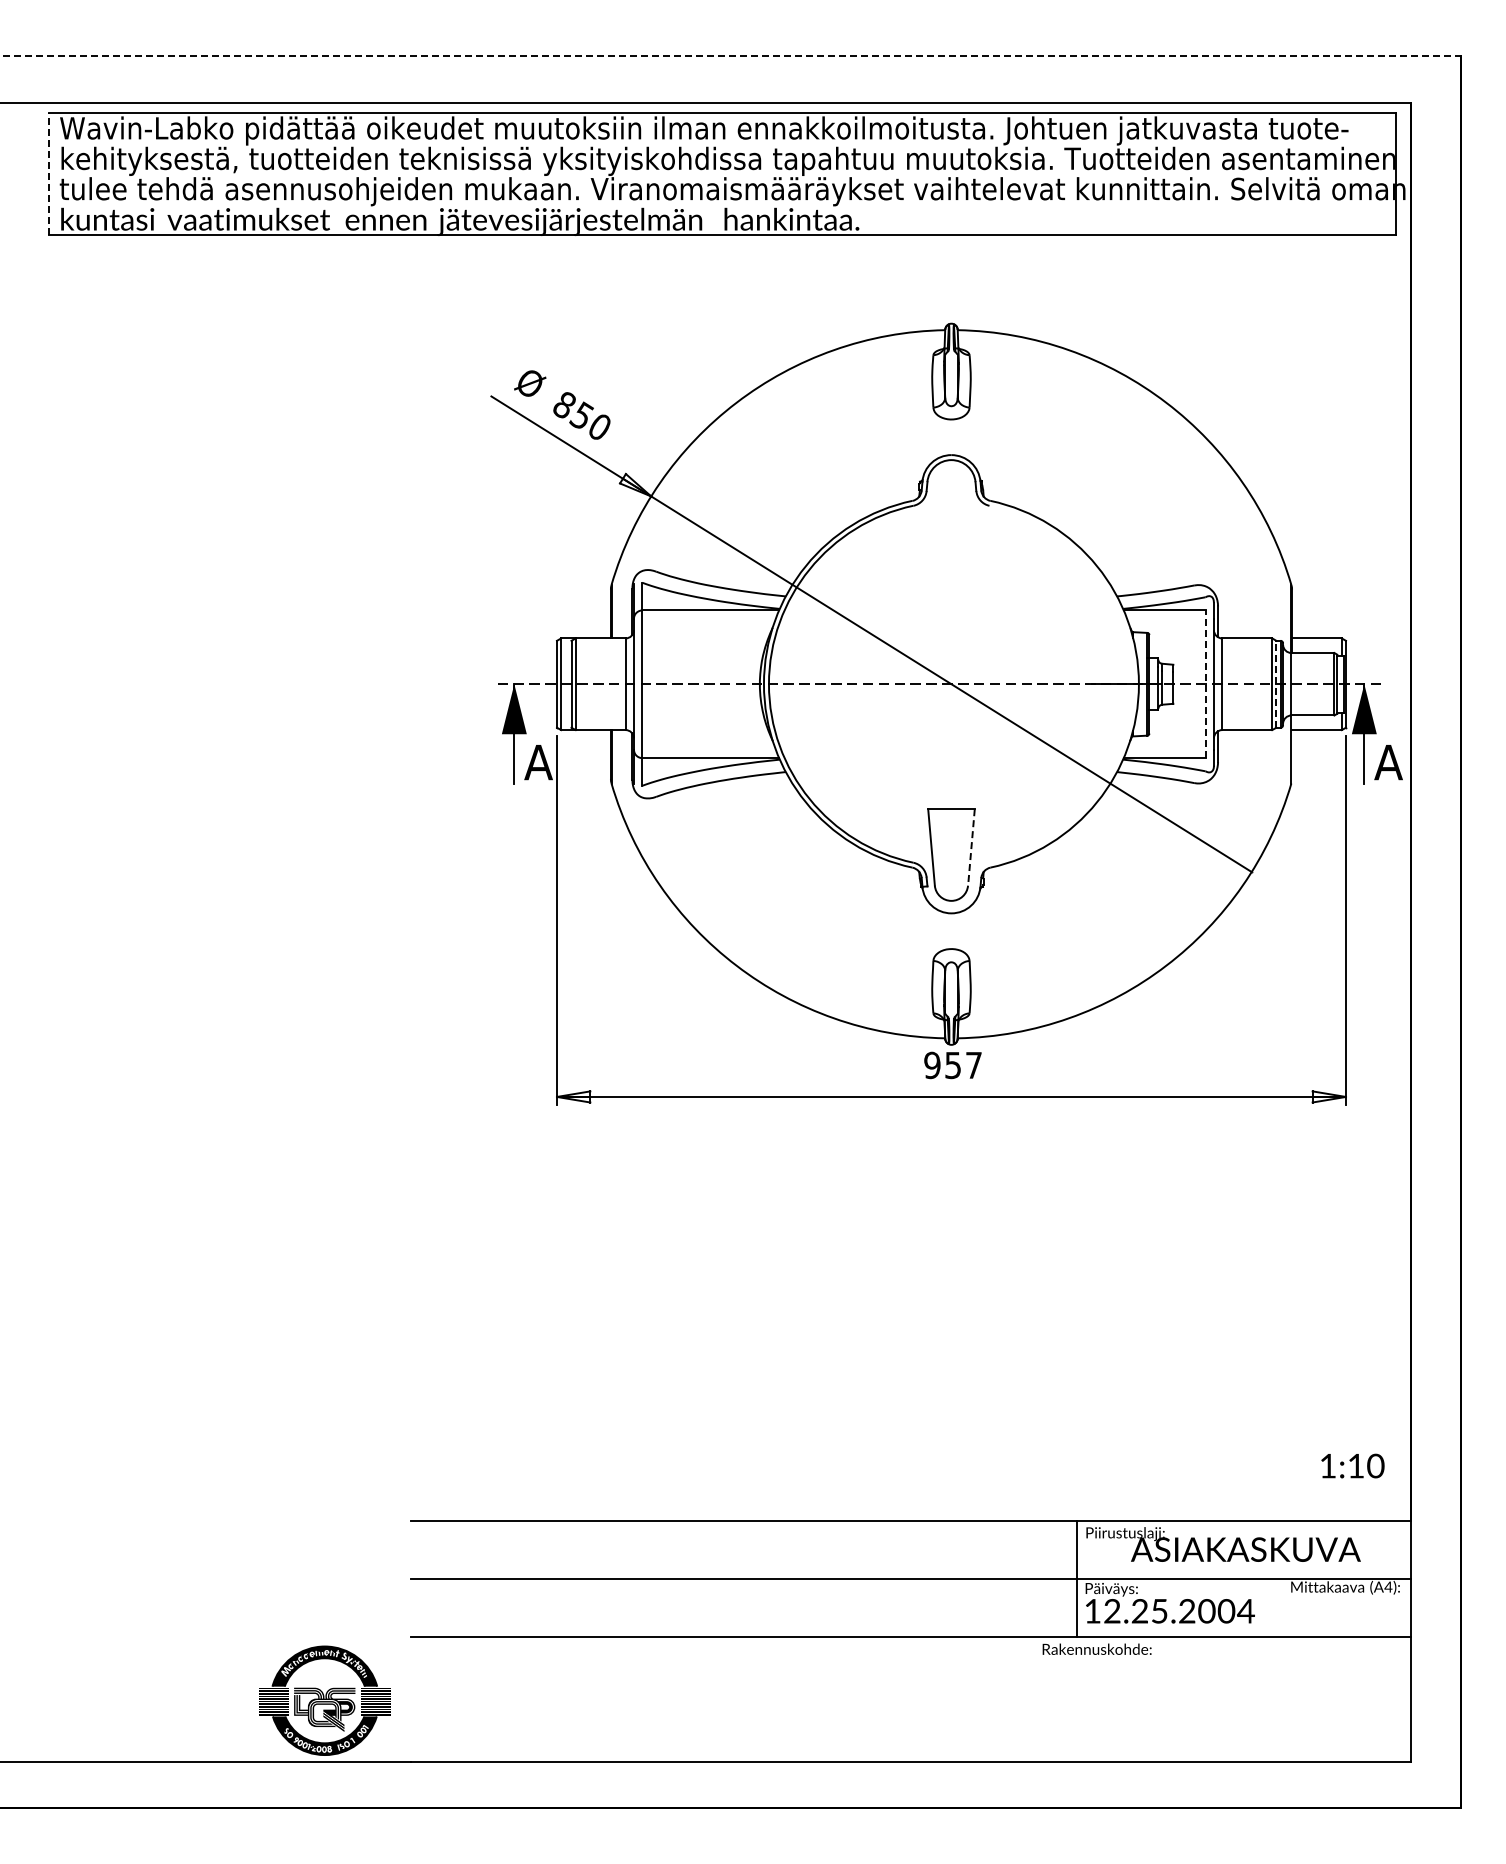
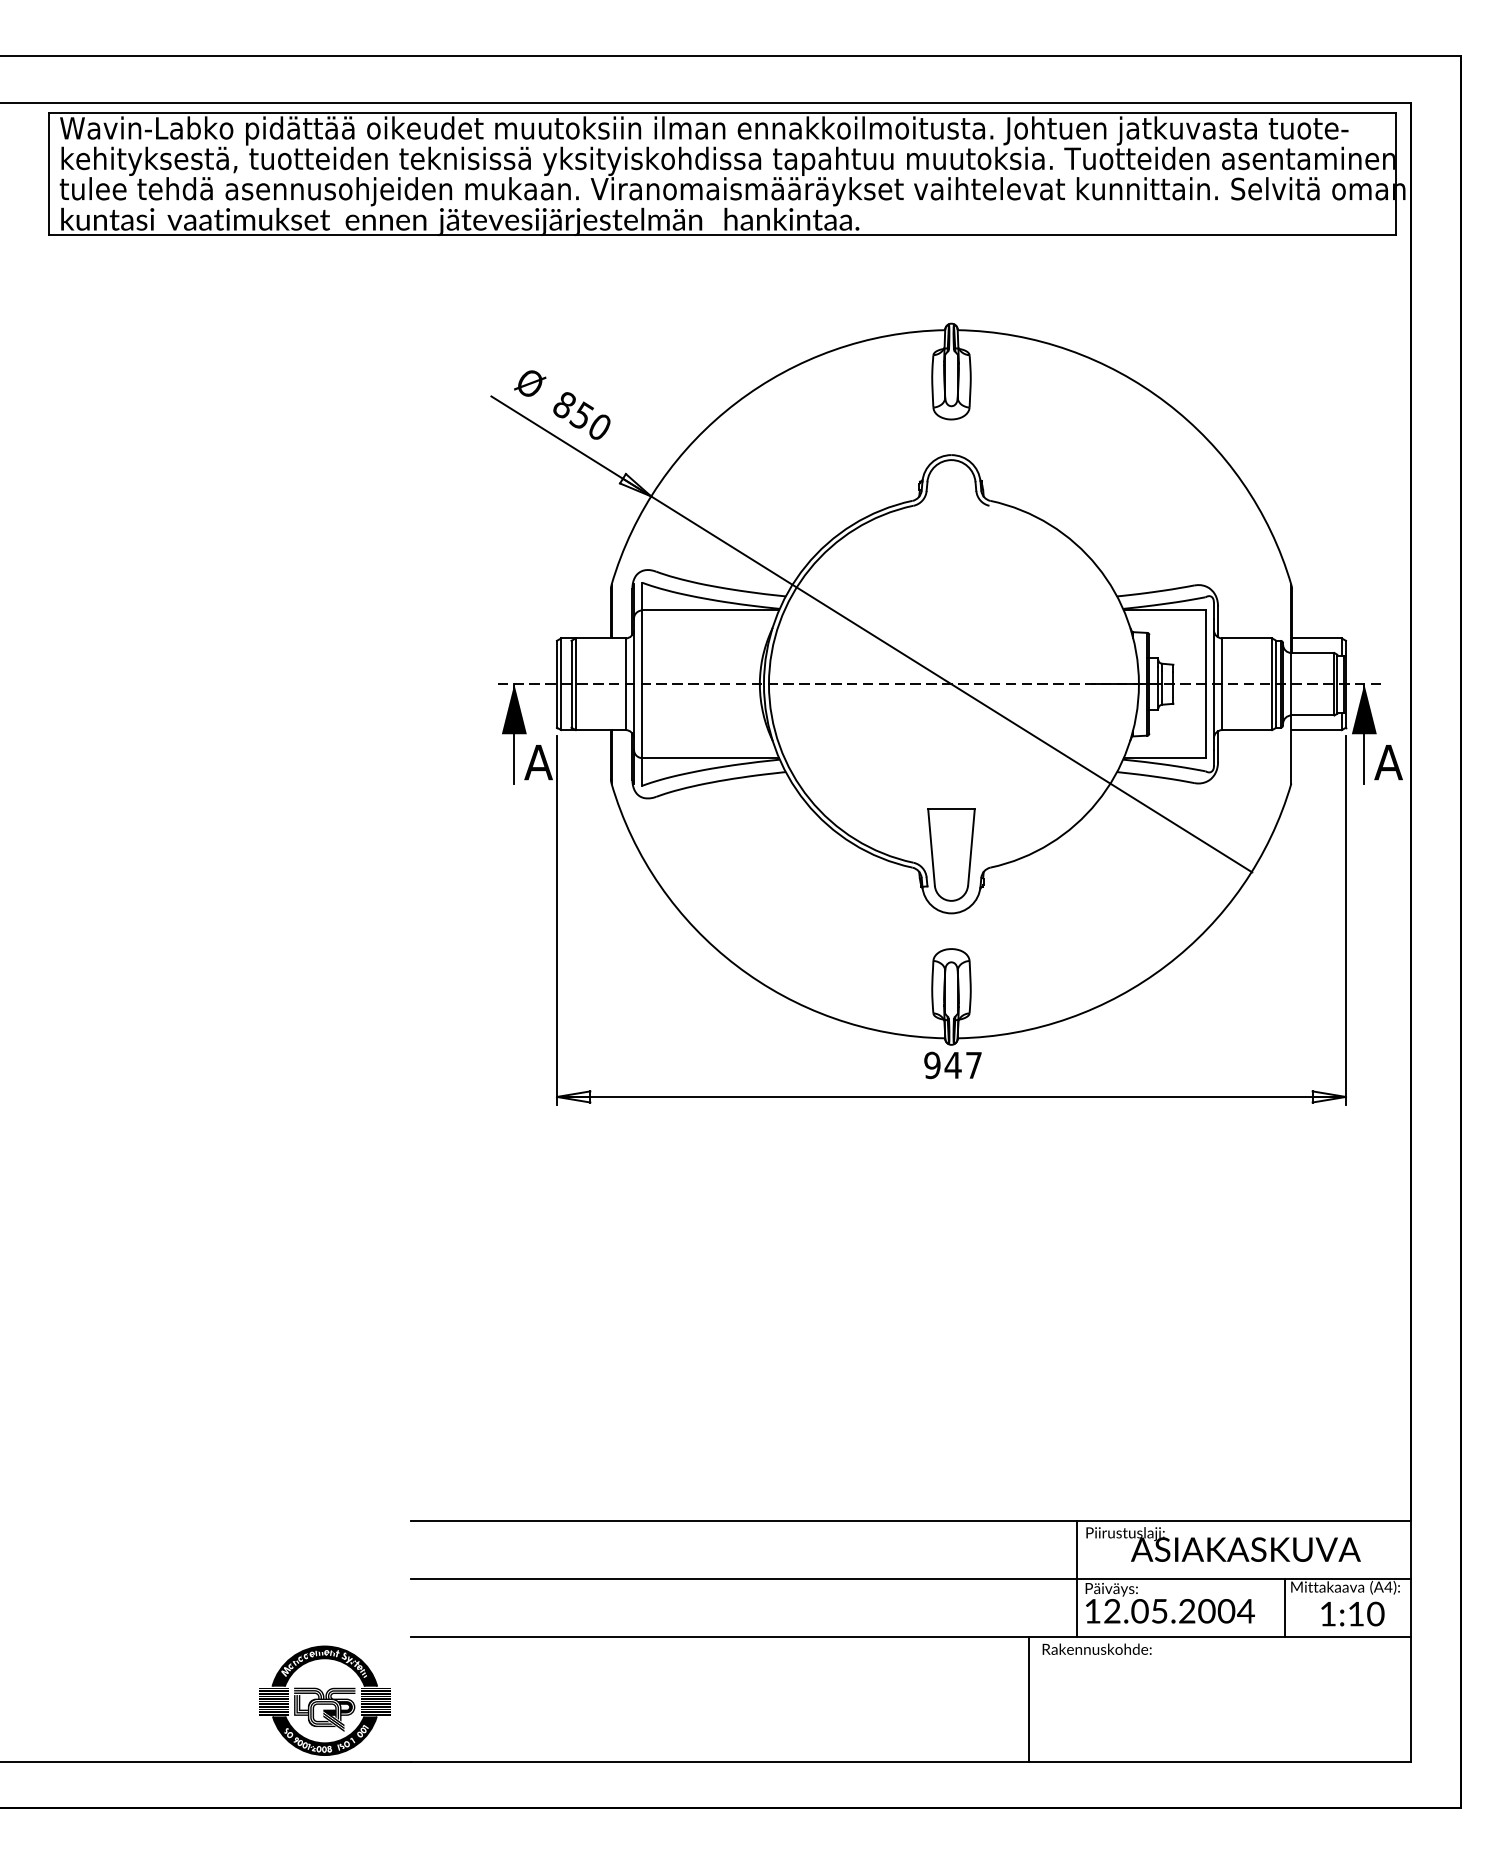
line: dashed -> solid (730, 55)
line: dashed -> solid (48, 173)
line: dashed -> solid (1276, 683)
line: dashed -> solid (1205, 684)
line: dashed -> solid (971, 847)
text: 957 -> 947 (952, 1065)
text position: (1352, 1465) -> (1352, 1613) (1352, 1613)
line: none -> present (1285, 1608)
text: 12.25.2004 -> 12.05.2004 (1139, 1611)
line: none -> present (1029, 1699)
